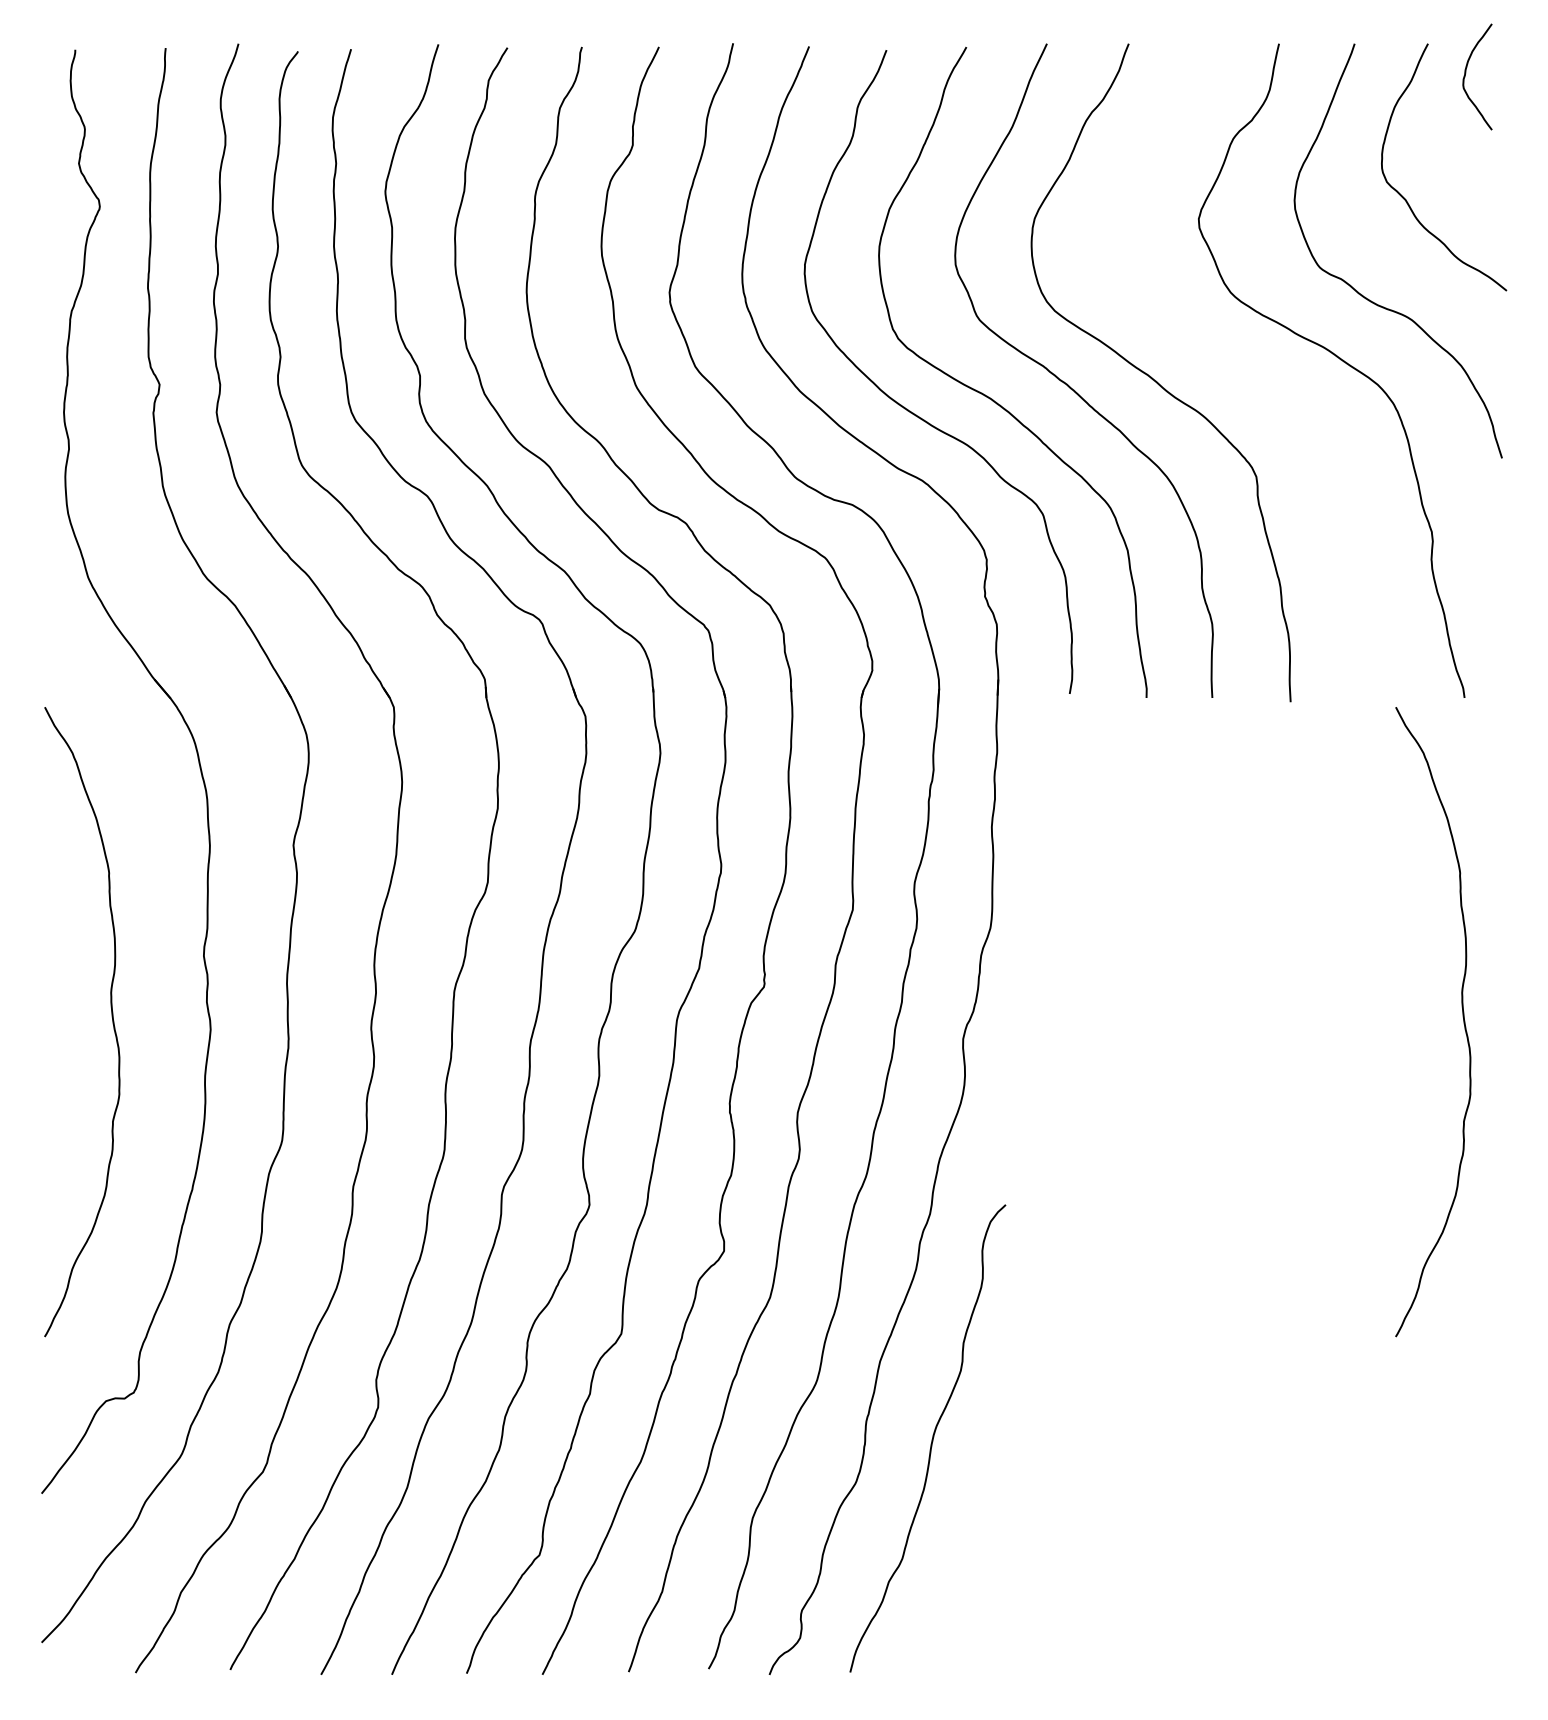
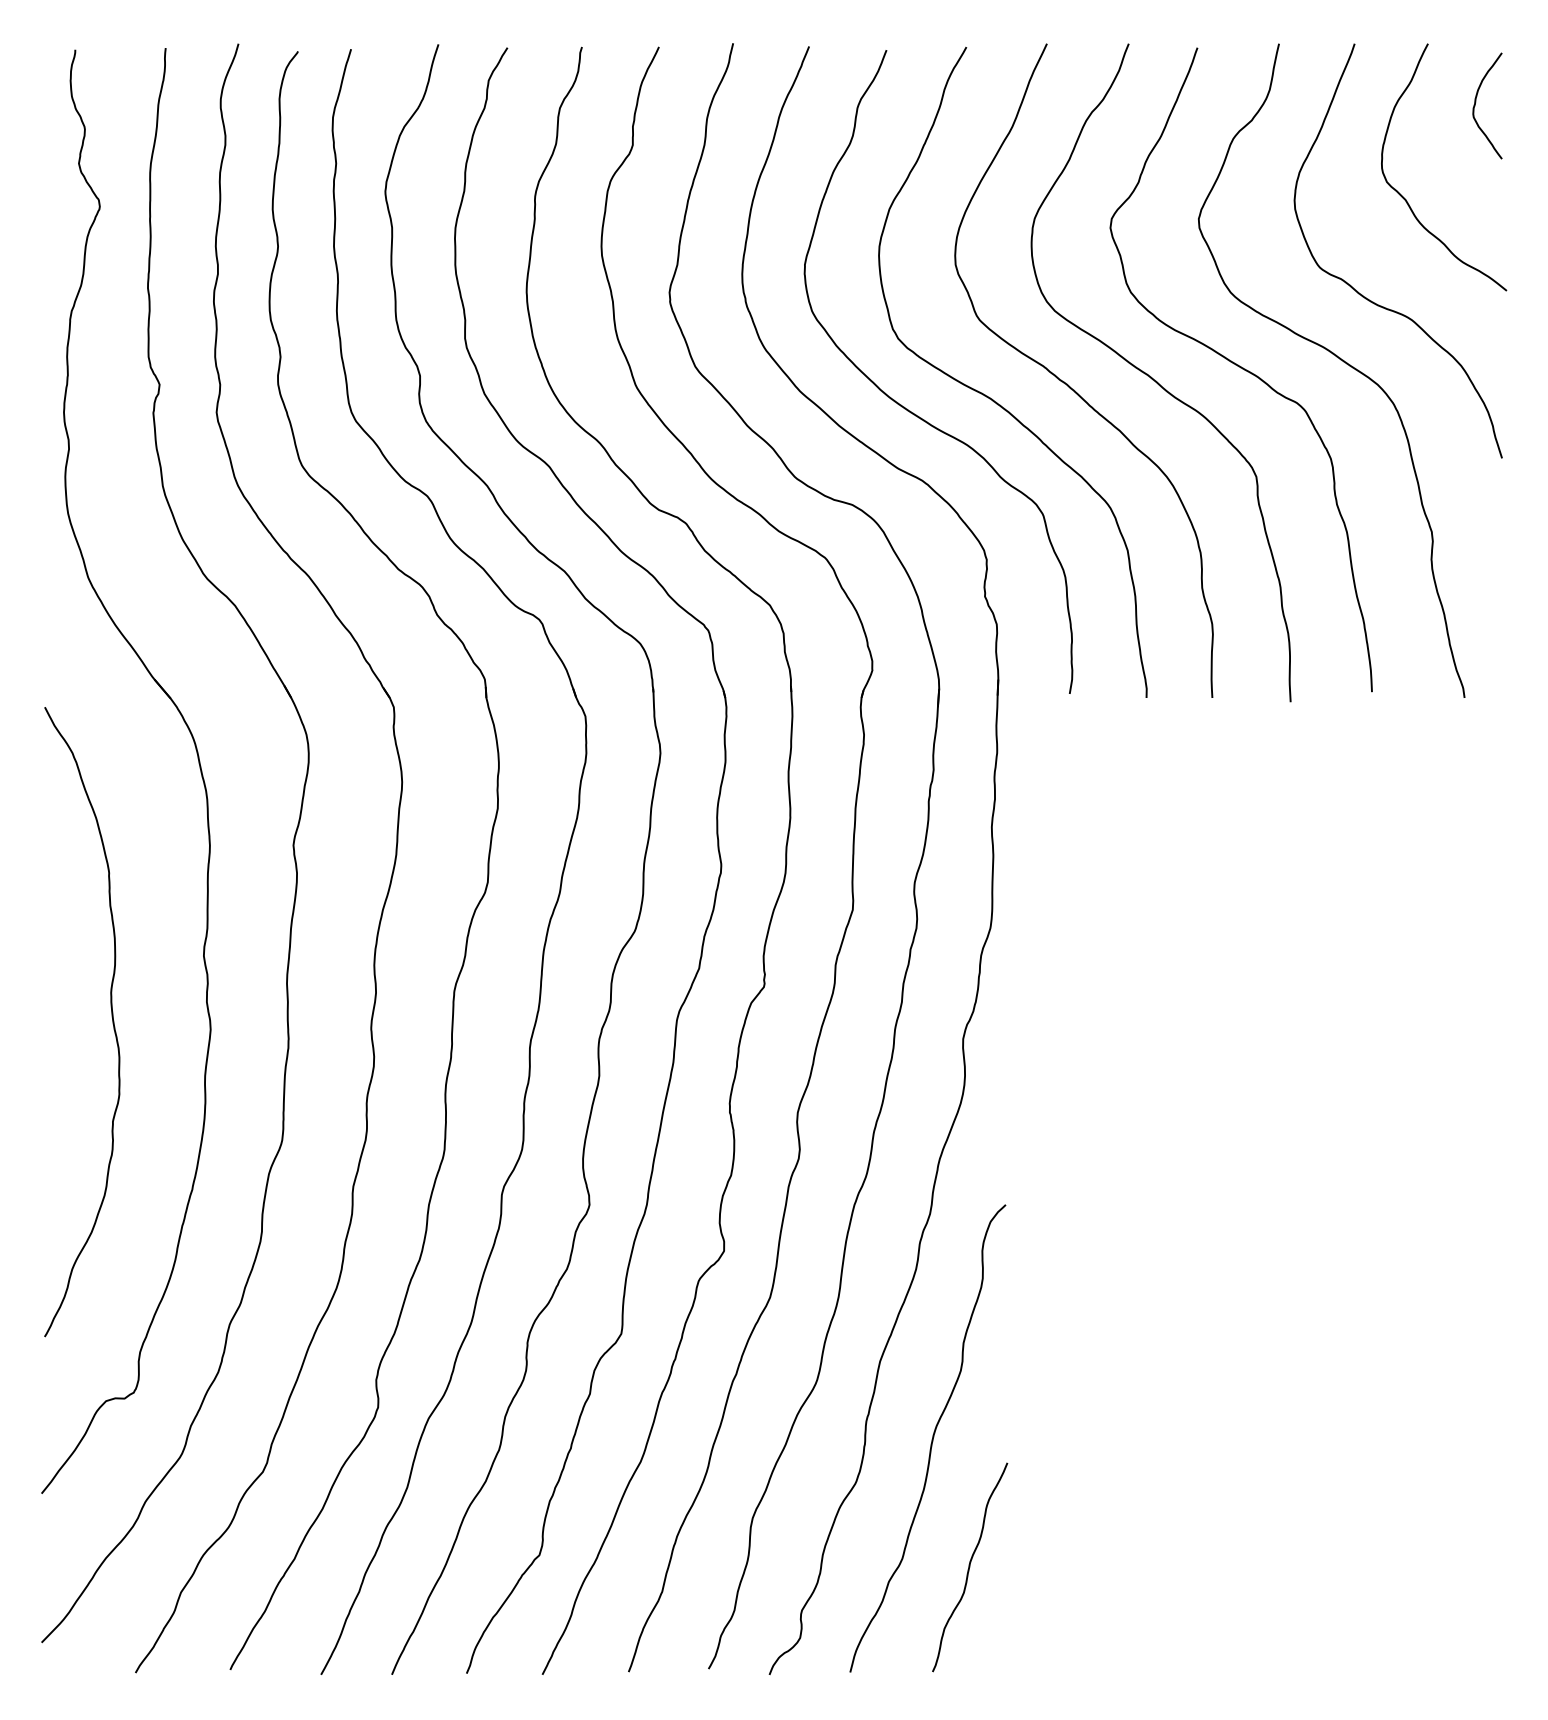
curve position: (1466, 73) -> (1476, 102) (1476, 102)
curve: none -> present (1240, 368)
curve: present -> none (1462, 1017)
curve: none -> present (970, 1567)
